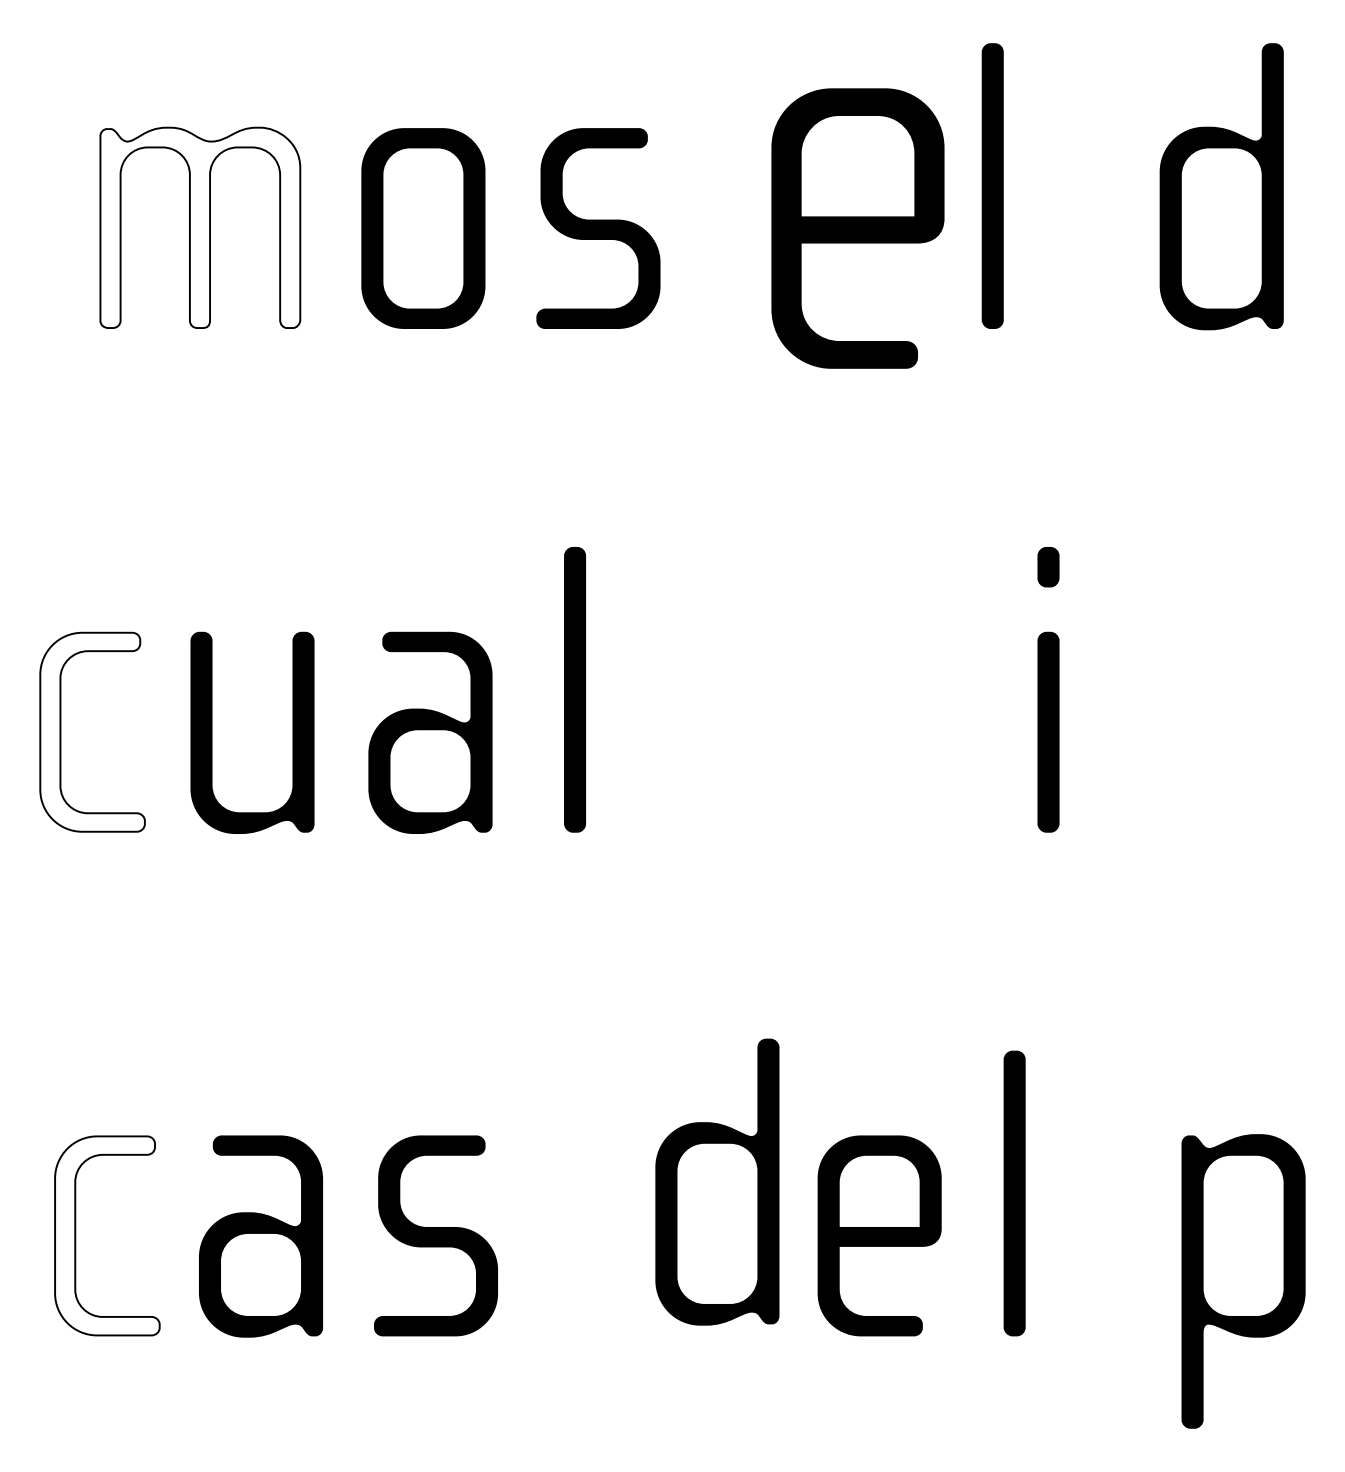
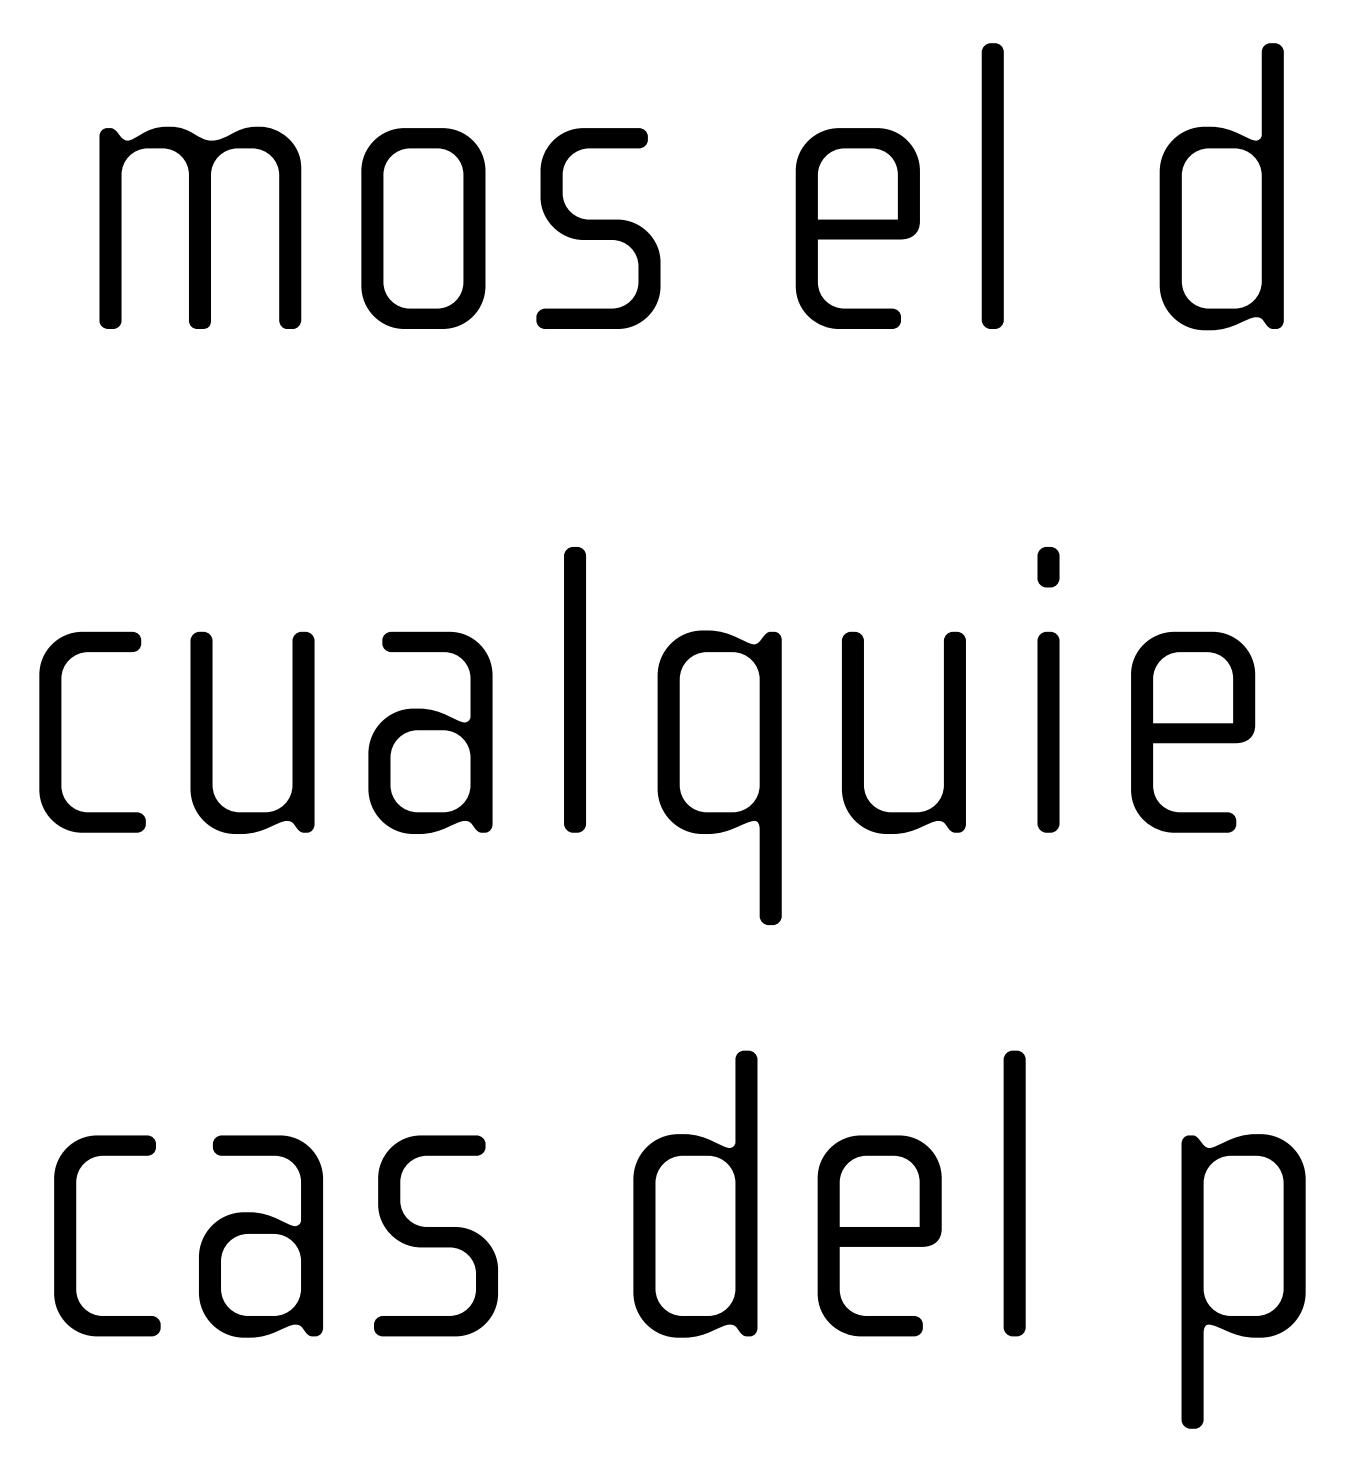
fill: none -> present (200, 227)
part size: 174x281 px -> 125x201 px (857, 228)
fill: none -> present (92, 731)
part: none -> present (1193, 731)
part: none -> present (863, 732)
part: none -> present (719, 777)
part position: (717, 1181) -> (695, 1193) (695, 1193)
fill: none -> present (107, 1235)
